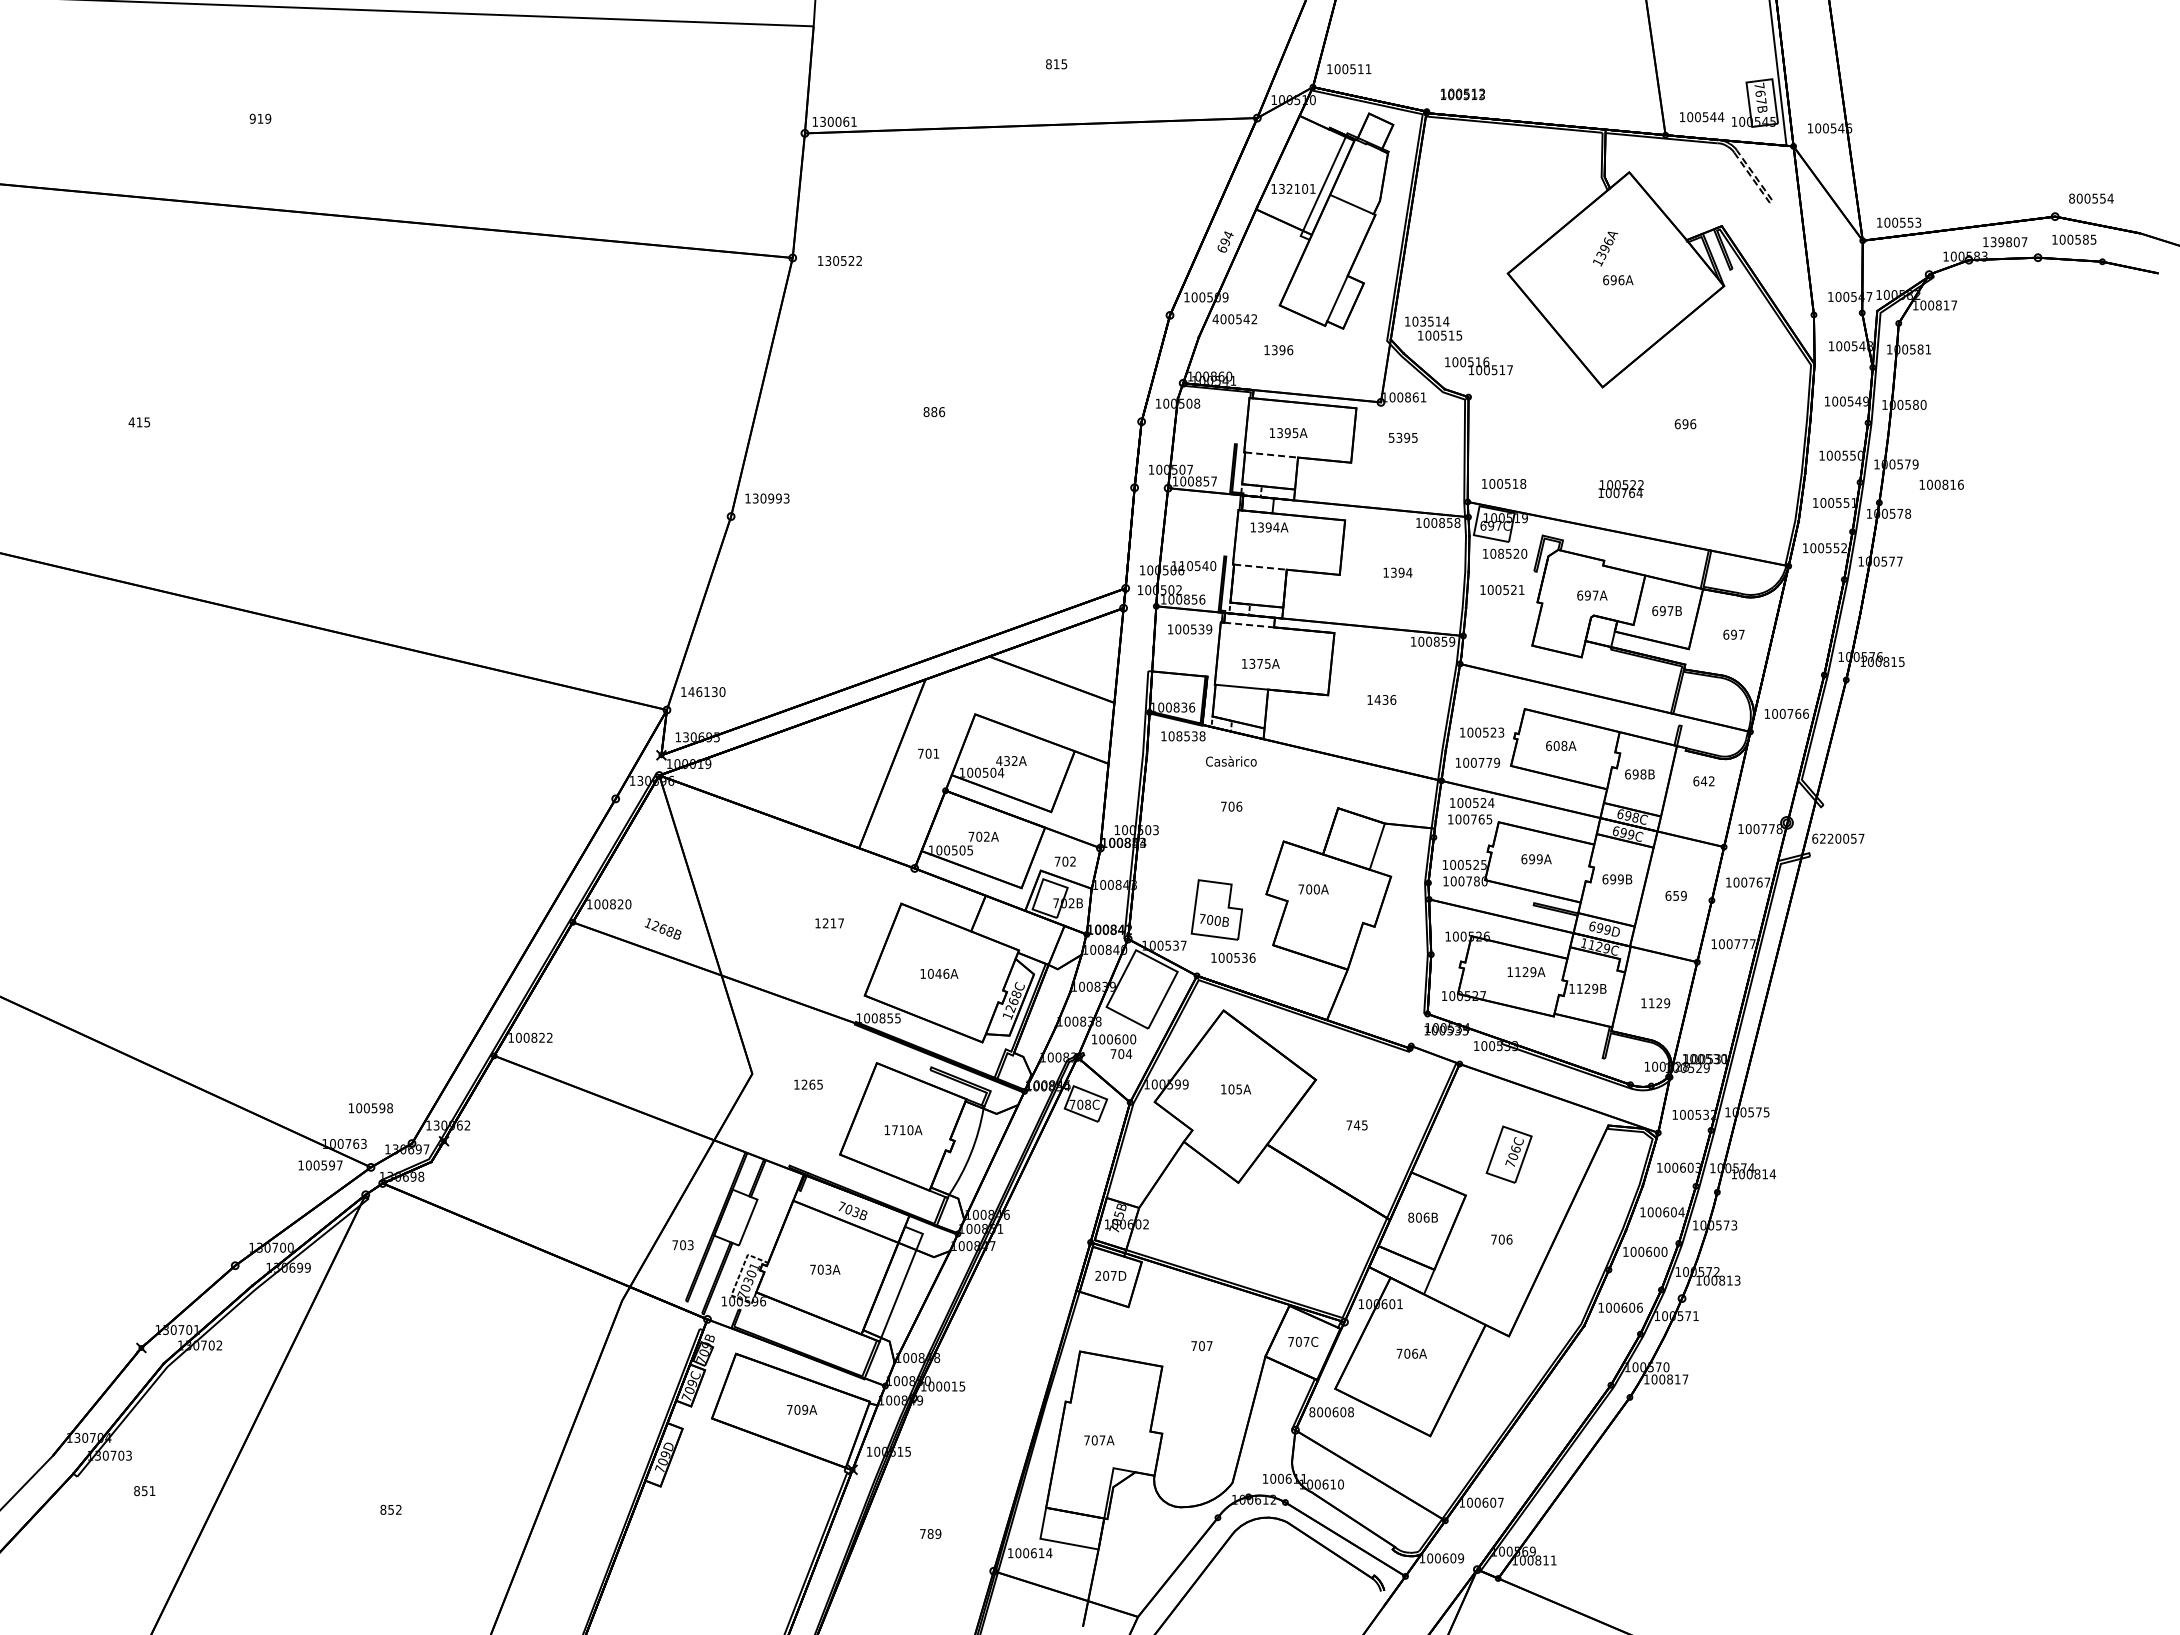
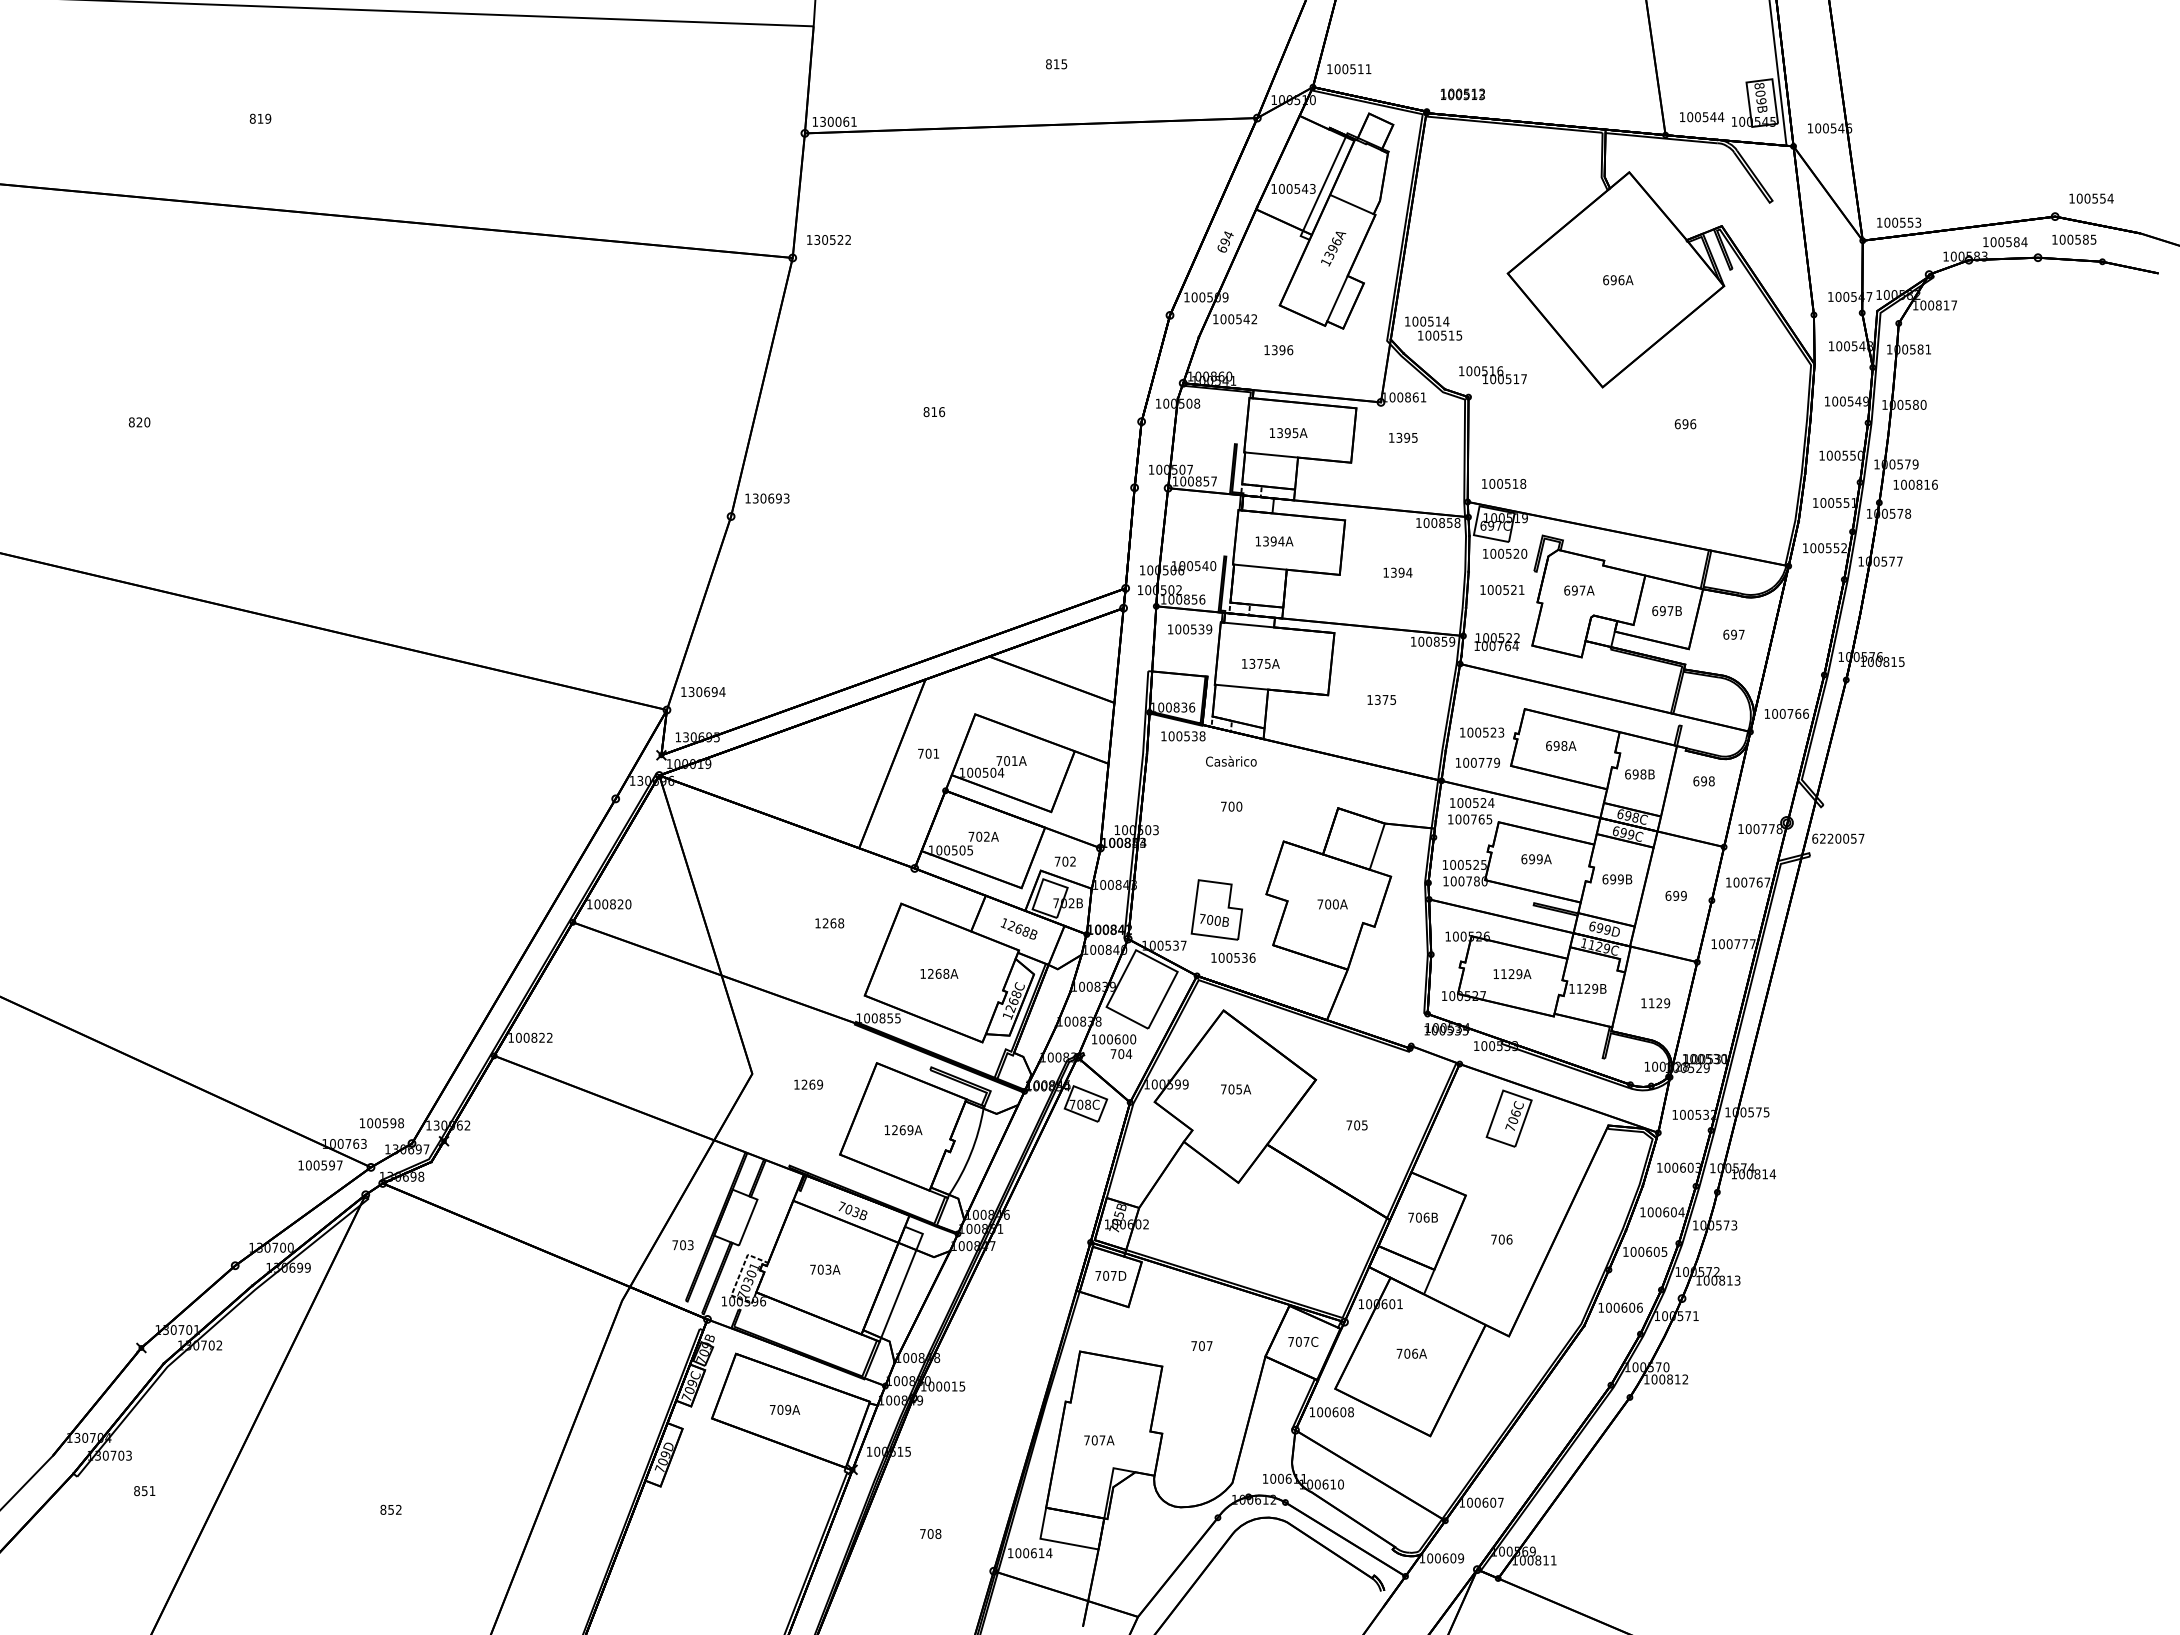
text: 767B -> 809B (1760, 93)
text: 919 -> 819 (252, 118)
text: 132101 -> 100543 (1296, 188)
text: 800554 -> 100554 (2071, 198)
line: dashed -> solid (1771, 201)
text: 139807 -> 100584 (2008, 242)
text position: (1605, 248) -> (1333, 248) (1333, 248)
text position: (839, 260) -> (828, 239) (828, 239)
text: 400542 -> 100542 (1215, 319)
text: 103514 -> 100514 (1423, 321)
text position: (1478, 366) -> (1492, 375) (1492, 375)
text: 886 -> 816 (934, 412)
text: 415 -> 820 (139, 422)
text: 5395 -> 1395 (1391, 437)
line: dashed -> solid (1271, 455)
text position: (1941, 484) -> (1915, 484) (1915, 484)
text position: (1620, 489) -> (1496, 642) (1496, 642)
text: 130993 -> 130693 (771, 498)
text position: (1269, 527) -> (1274, 541) (1274, 541)
text: 108520 -> 100520 (1501, 553)
text: 110540 -> 100540 (1182, 566)
line: dashed -> solid (1260, 567)
text position: (1592, 595) -> (1579, 590) (1579, 590)
line: dashed -> solid (1249, 625)
text: 146130 -> 130694 (706, 692)
text: 1436 -> 1375 (1385, 699)
text: 108538 -> 100538 (1179, 736)
text: 608A -> 698A (1556, 745)
text: 432A -> 701A (1006, 760)
text: 642 -> 698 (1707, 781)
text: 706 -> 700 (1239, 806)
text position: (1313, 889) -> (1332, 904) (1332, 904)
text: 659 -> 699 (1676, 895)
text: 1217 -> 1268 (837, 923)
text position: (662, 928) -> (1018, 928) (1018, 928)
text position: (1526, 972) -> (1512, 974) (1512, 974)
text: 1046A -> 1268A (938, 973)
text: 1265 -> 1269 (820, 1084)
text: 105A -> 705A (1223, 1089)
text position: (370, 1108) -> (381, 1123) (381, 1123)
text: 745 -> 705 (1356, 1125)
text: 1710A -> 1269A (902, 1130)
part position: (1508, 1154) -> (1508, 1118) (1508, 1118)
text: 806B -> 706B (1411, 1217)
text: 100600 -> 100605 (1664, 1251)
text: 207D -> 707D (1098, 1275)
text: 100817 -> 100812 (1685, 1379)
text position: (802, 1409) -> (785, 1409) (785, 1409)
text: 800608 -> 100608 (1312, 1412)
text: 789 -> 708 (934, 1533)
